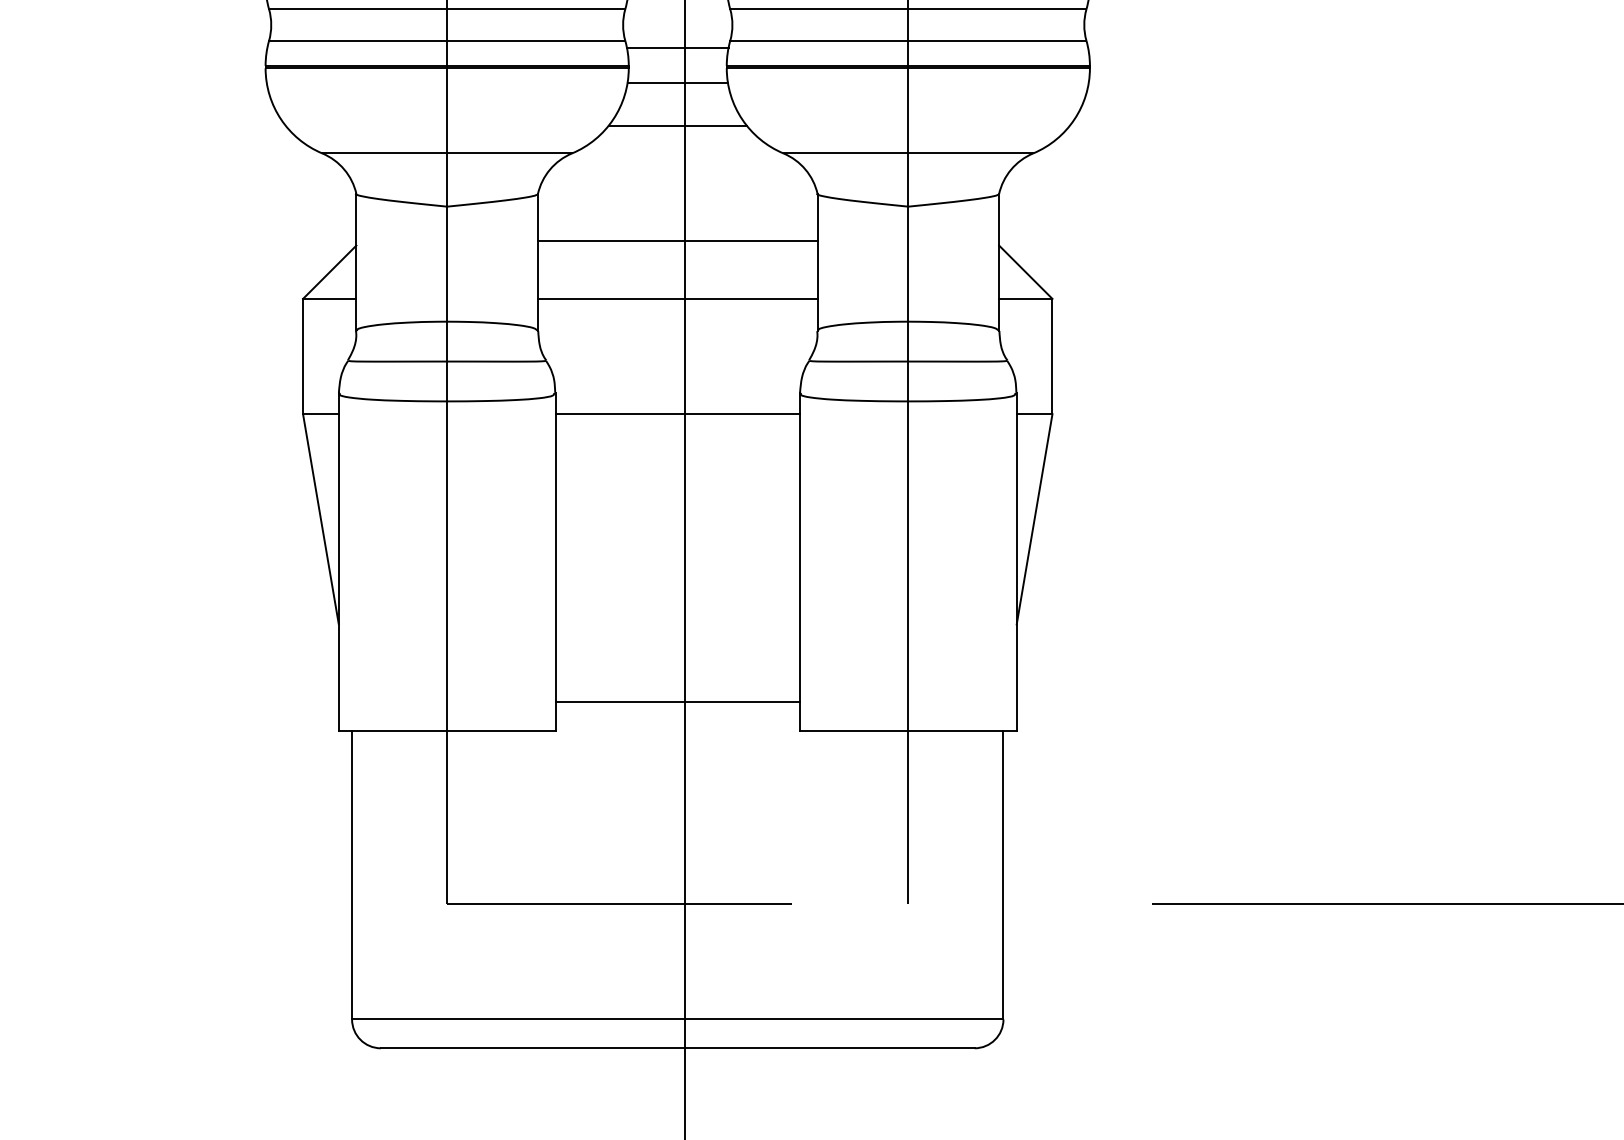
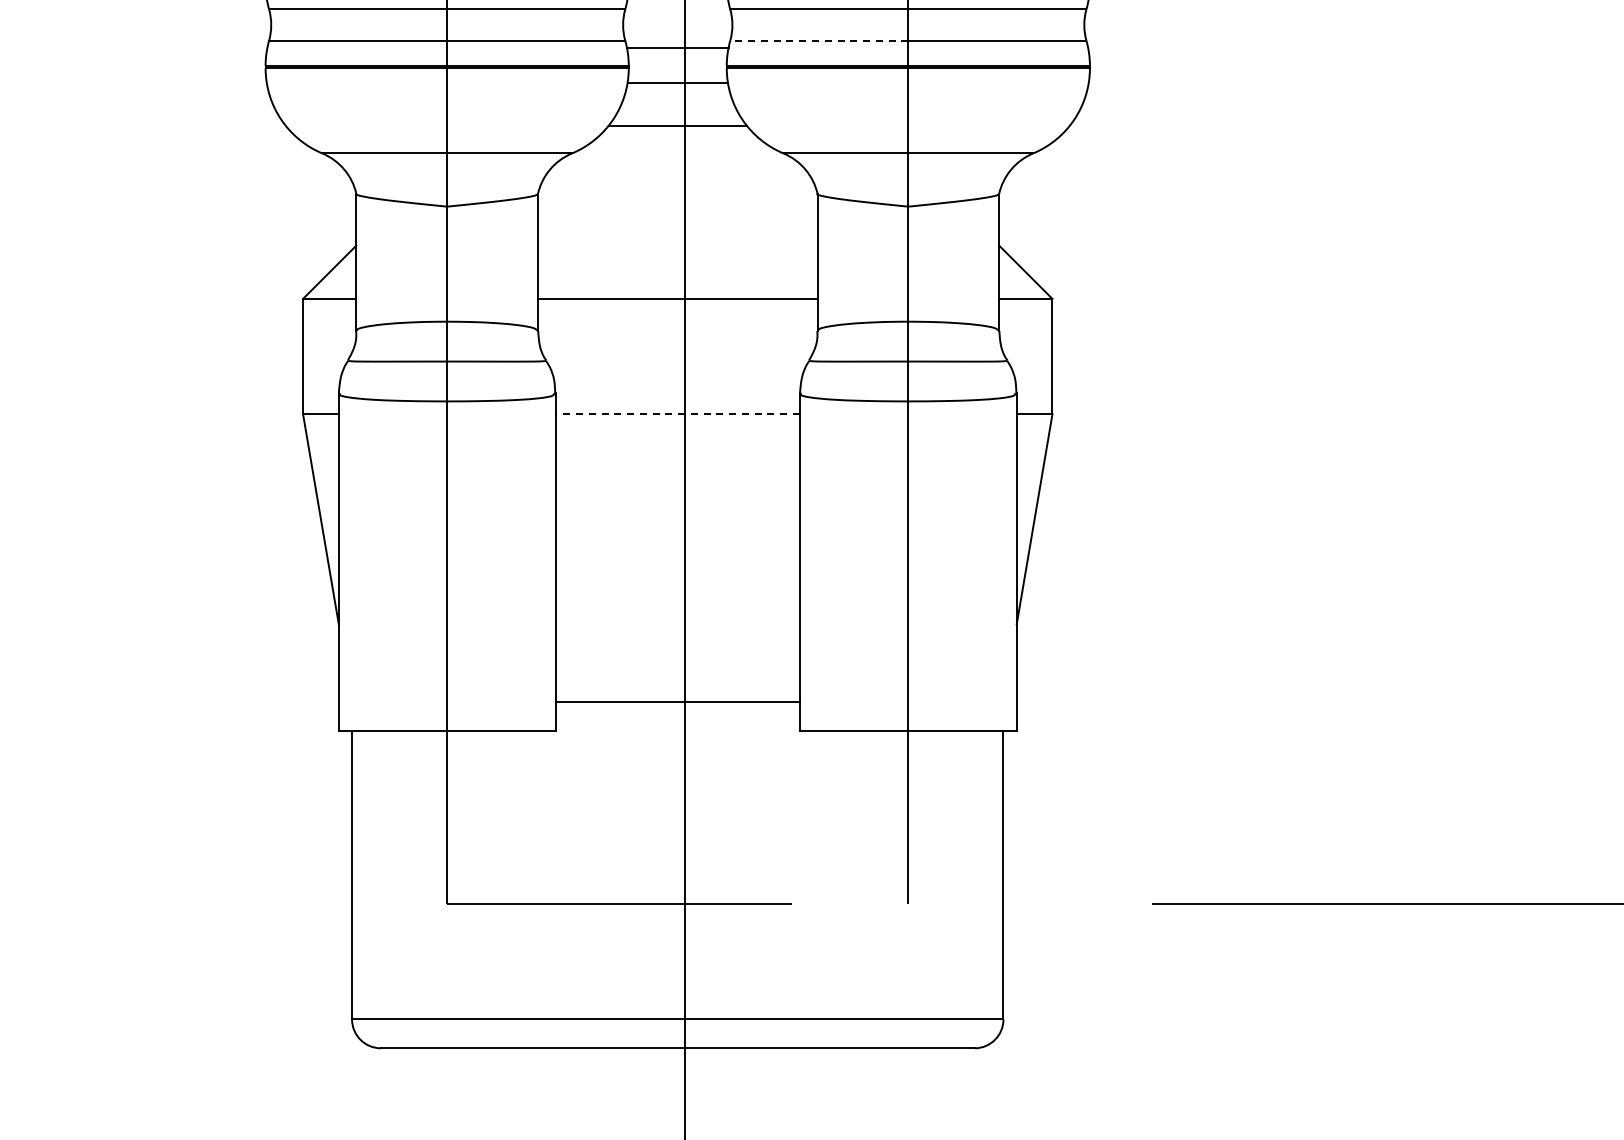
line: solid -> dashed (818, 40)
line: present -> none (677, 241)
line: solid -> dashed (677, 414)
